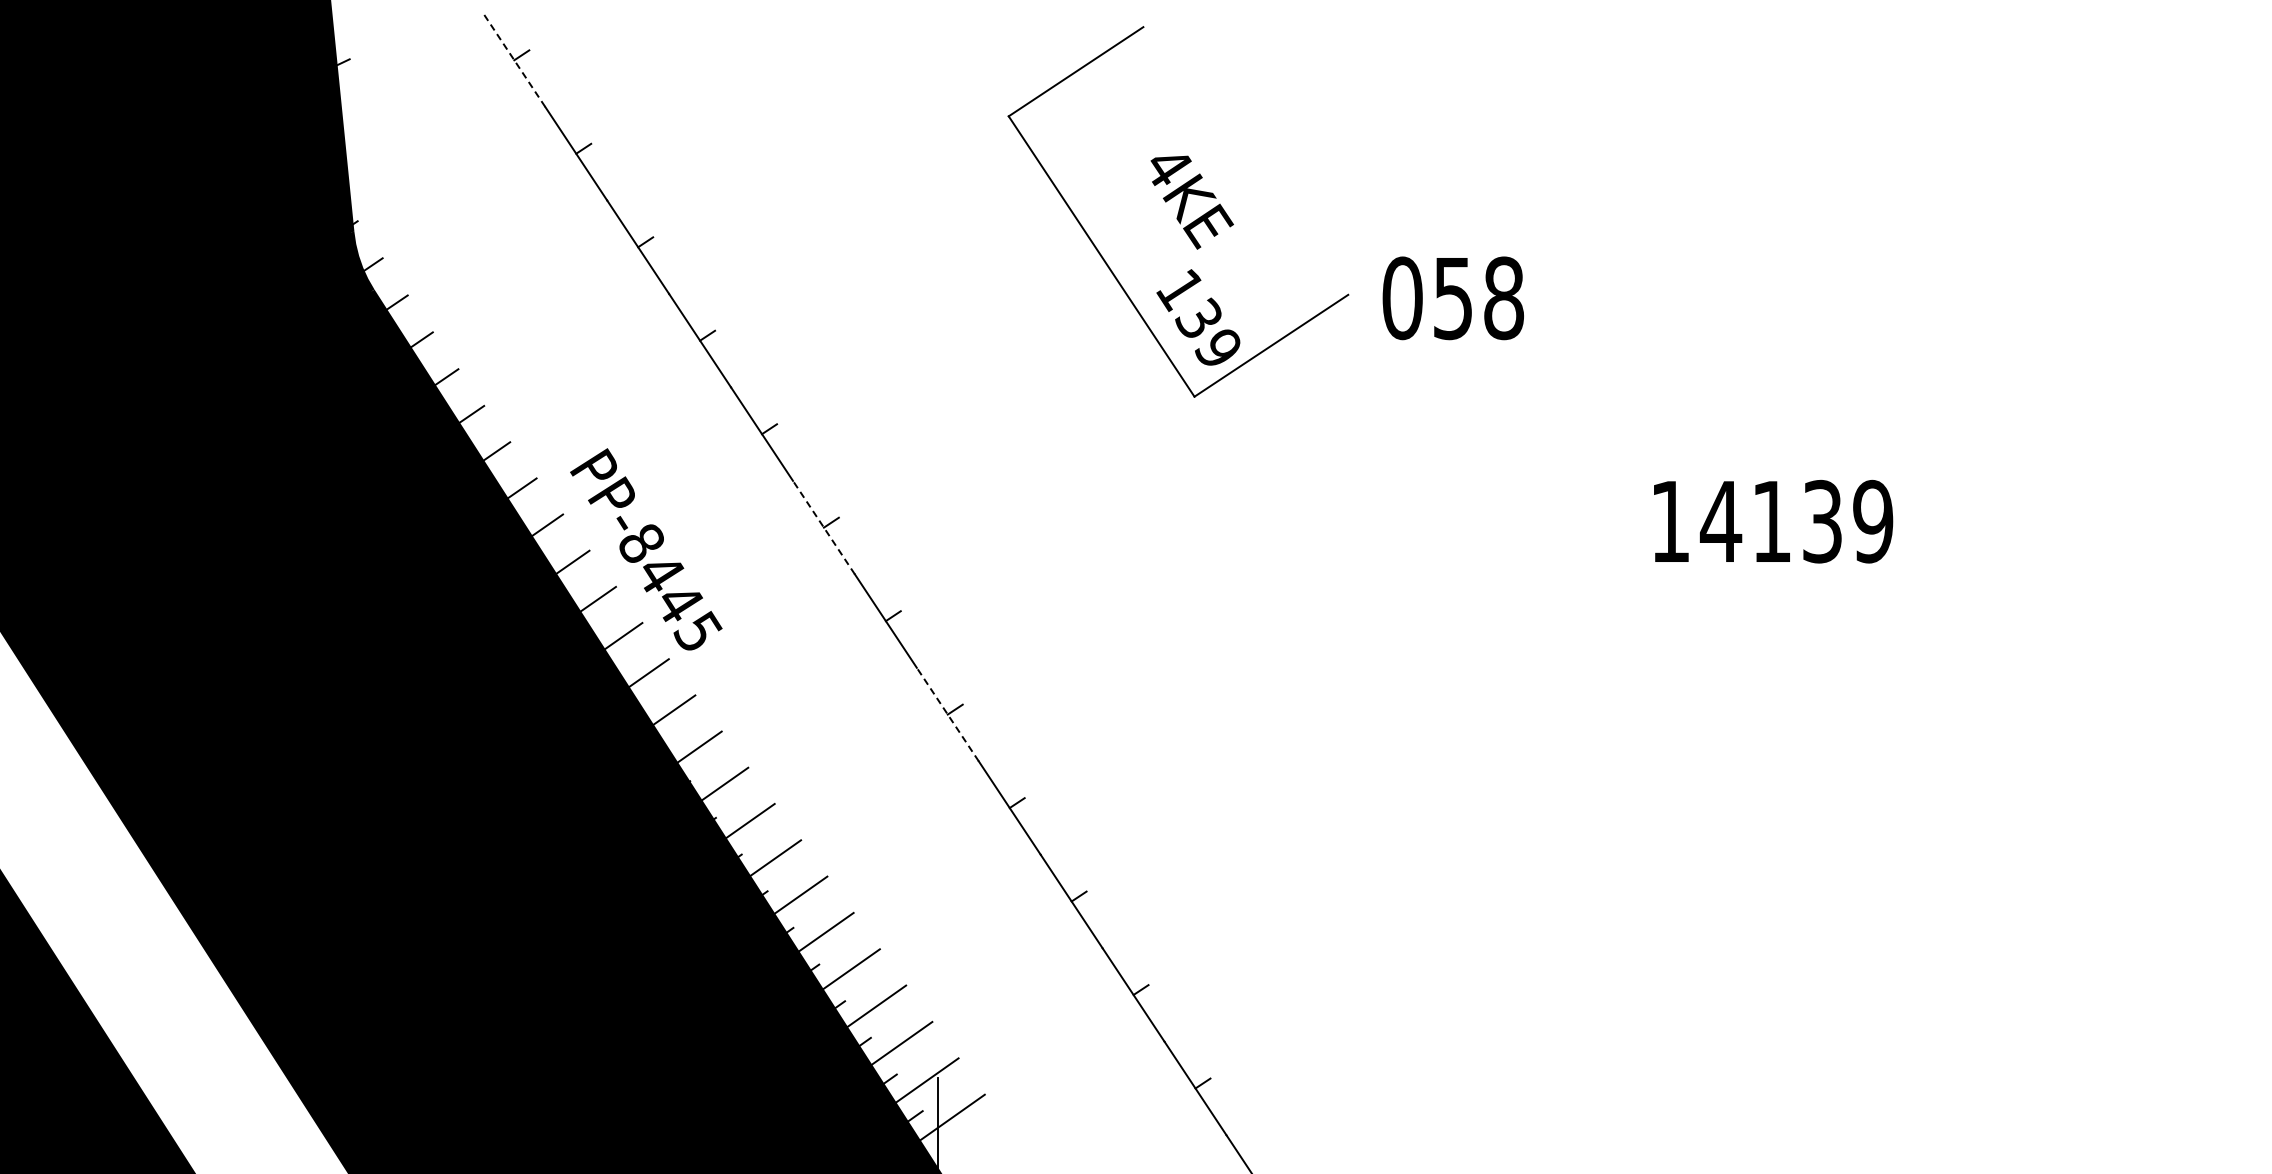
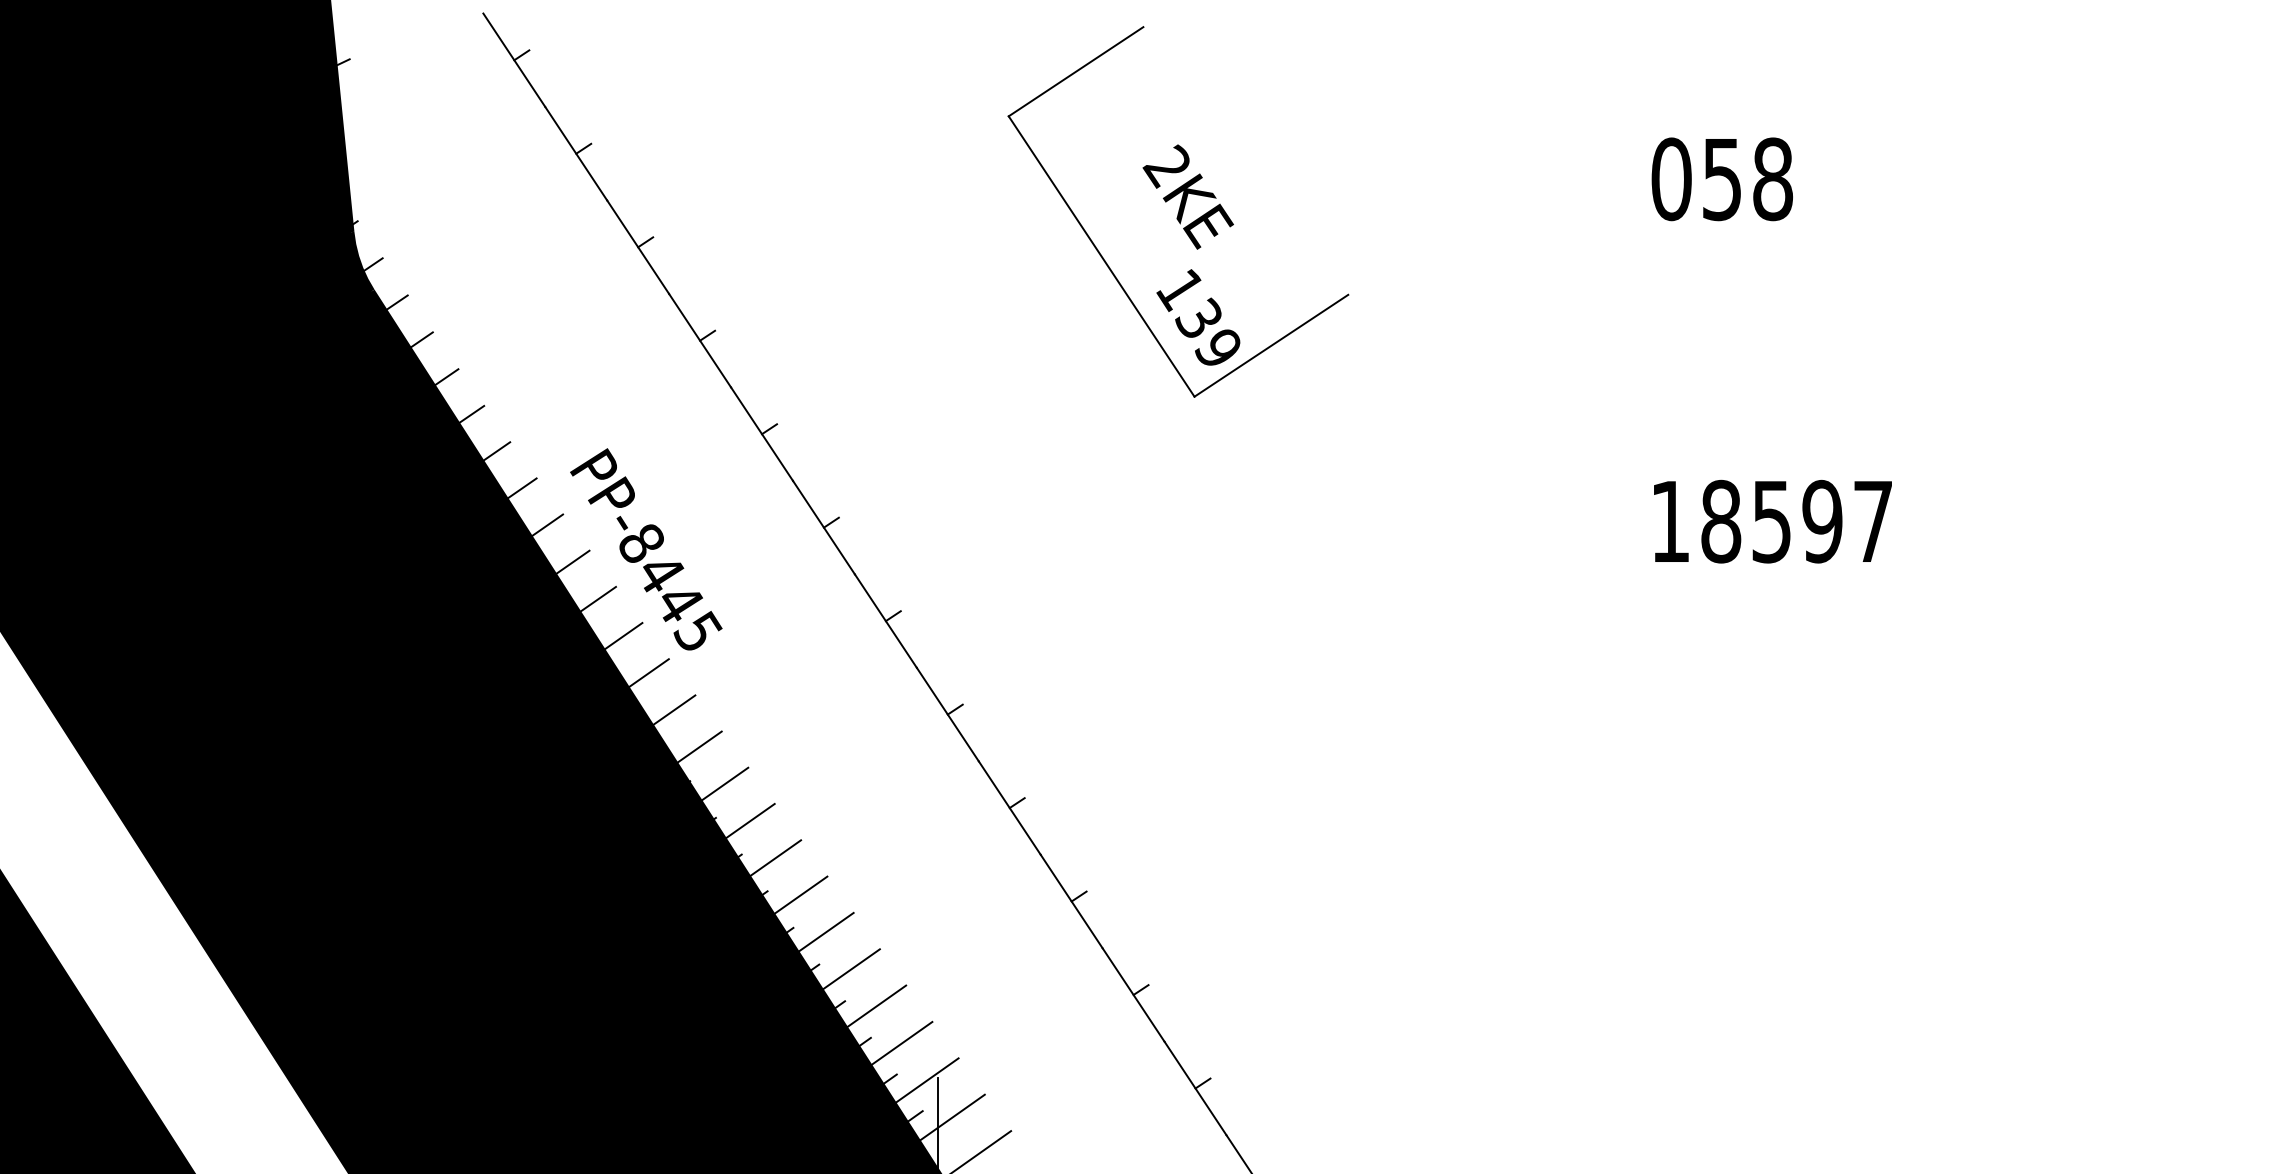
line: dashed -> solid (514, 59)
text: 4KE -> 2KE (1166, 166)
text position: (1452, 298) -> (1721, 179) (1721, 179)
text: 14139 -> 18597 (1796, 521)
line: dashed -> solid (823, 527)
line: dashed -> solid (947, 714)
line: none -> present (982, 1150)
